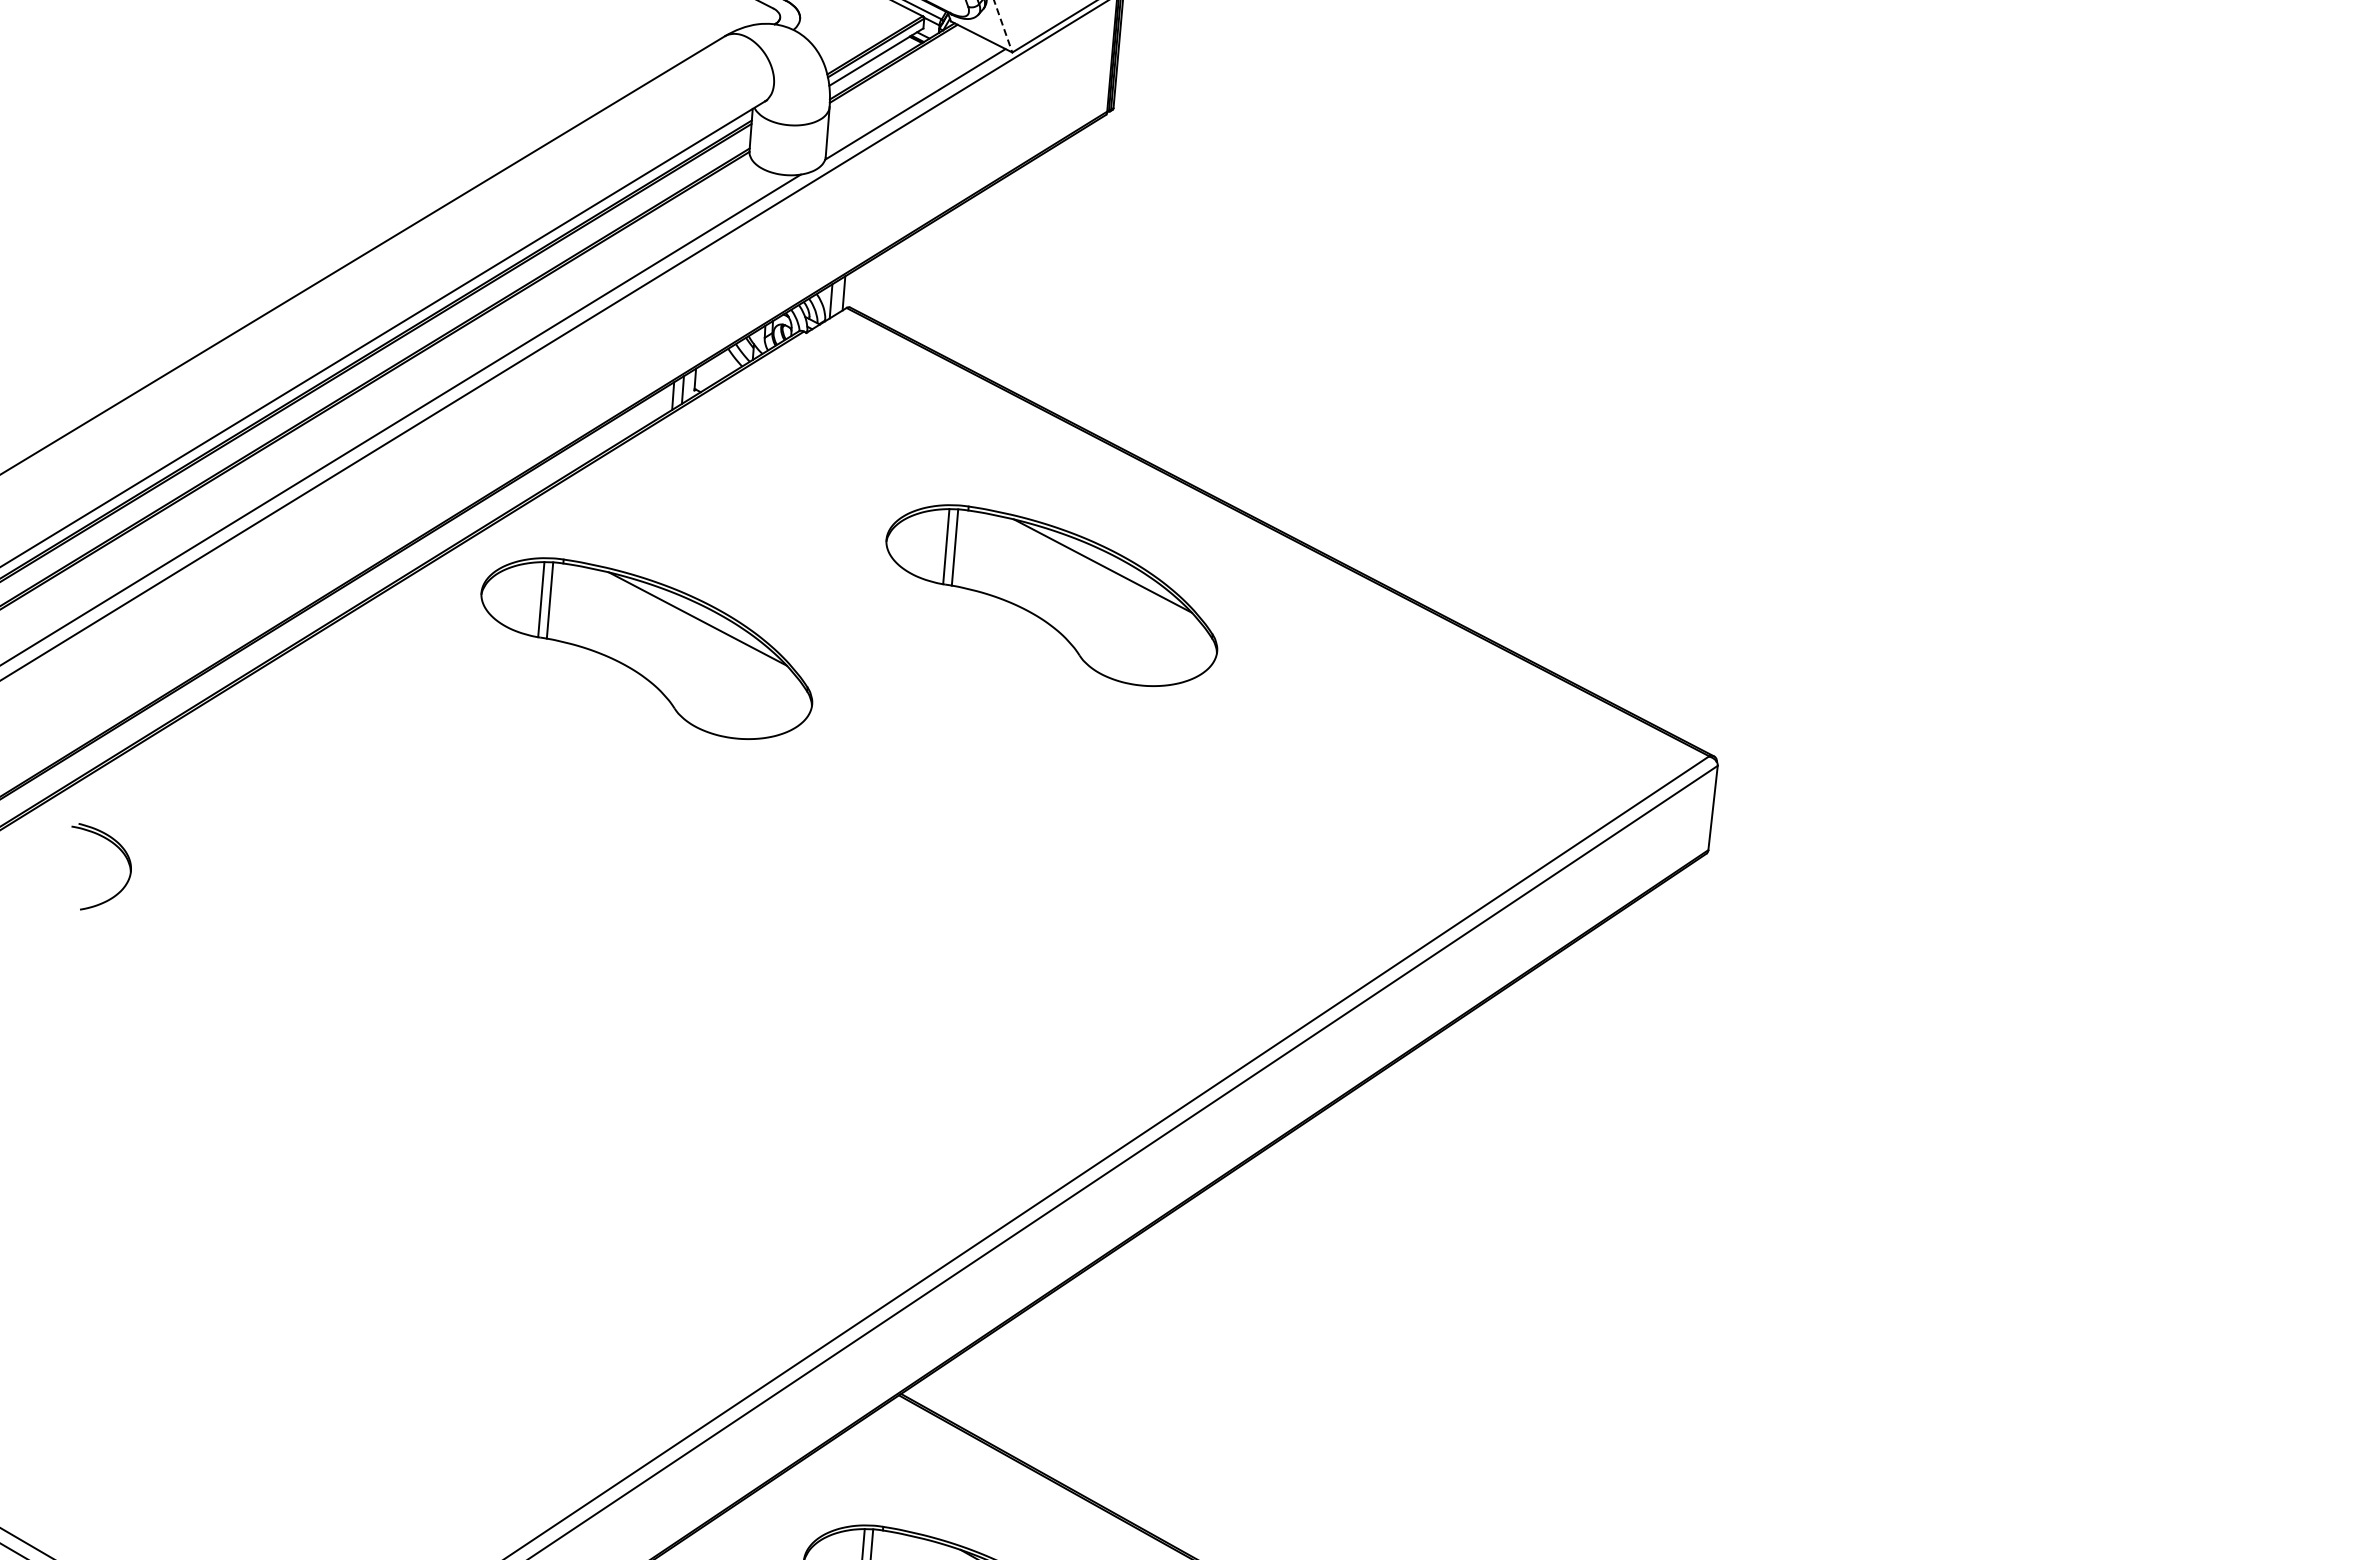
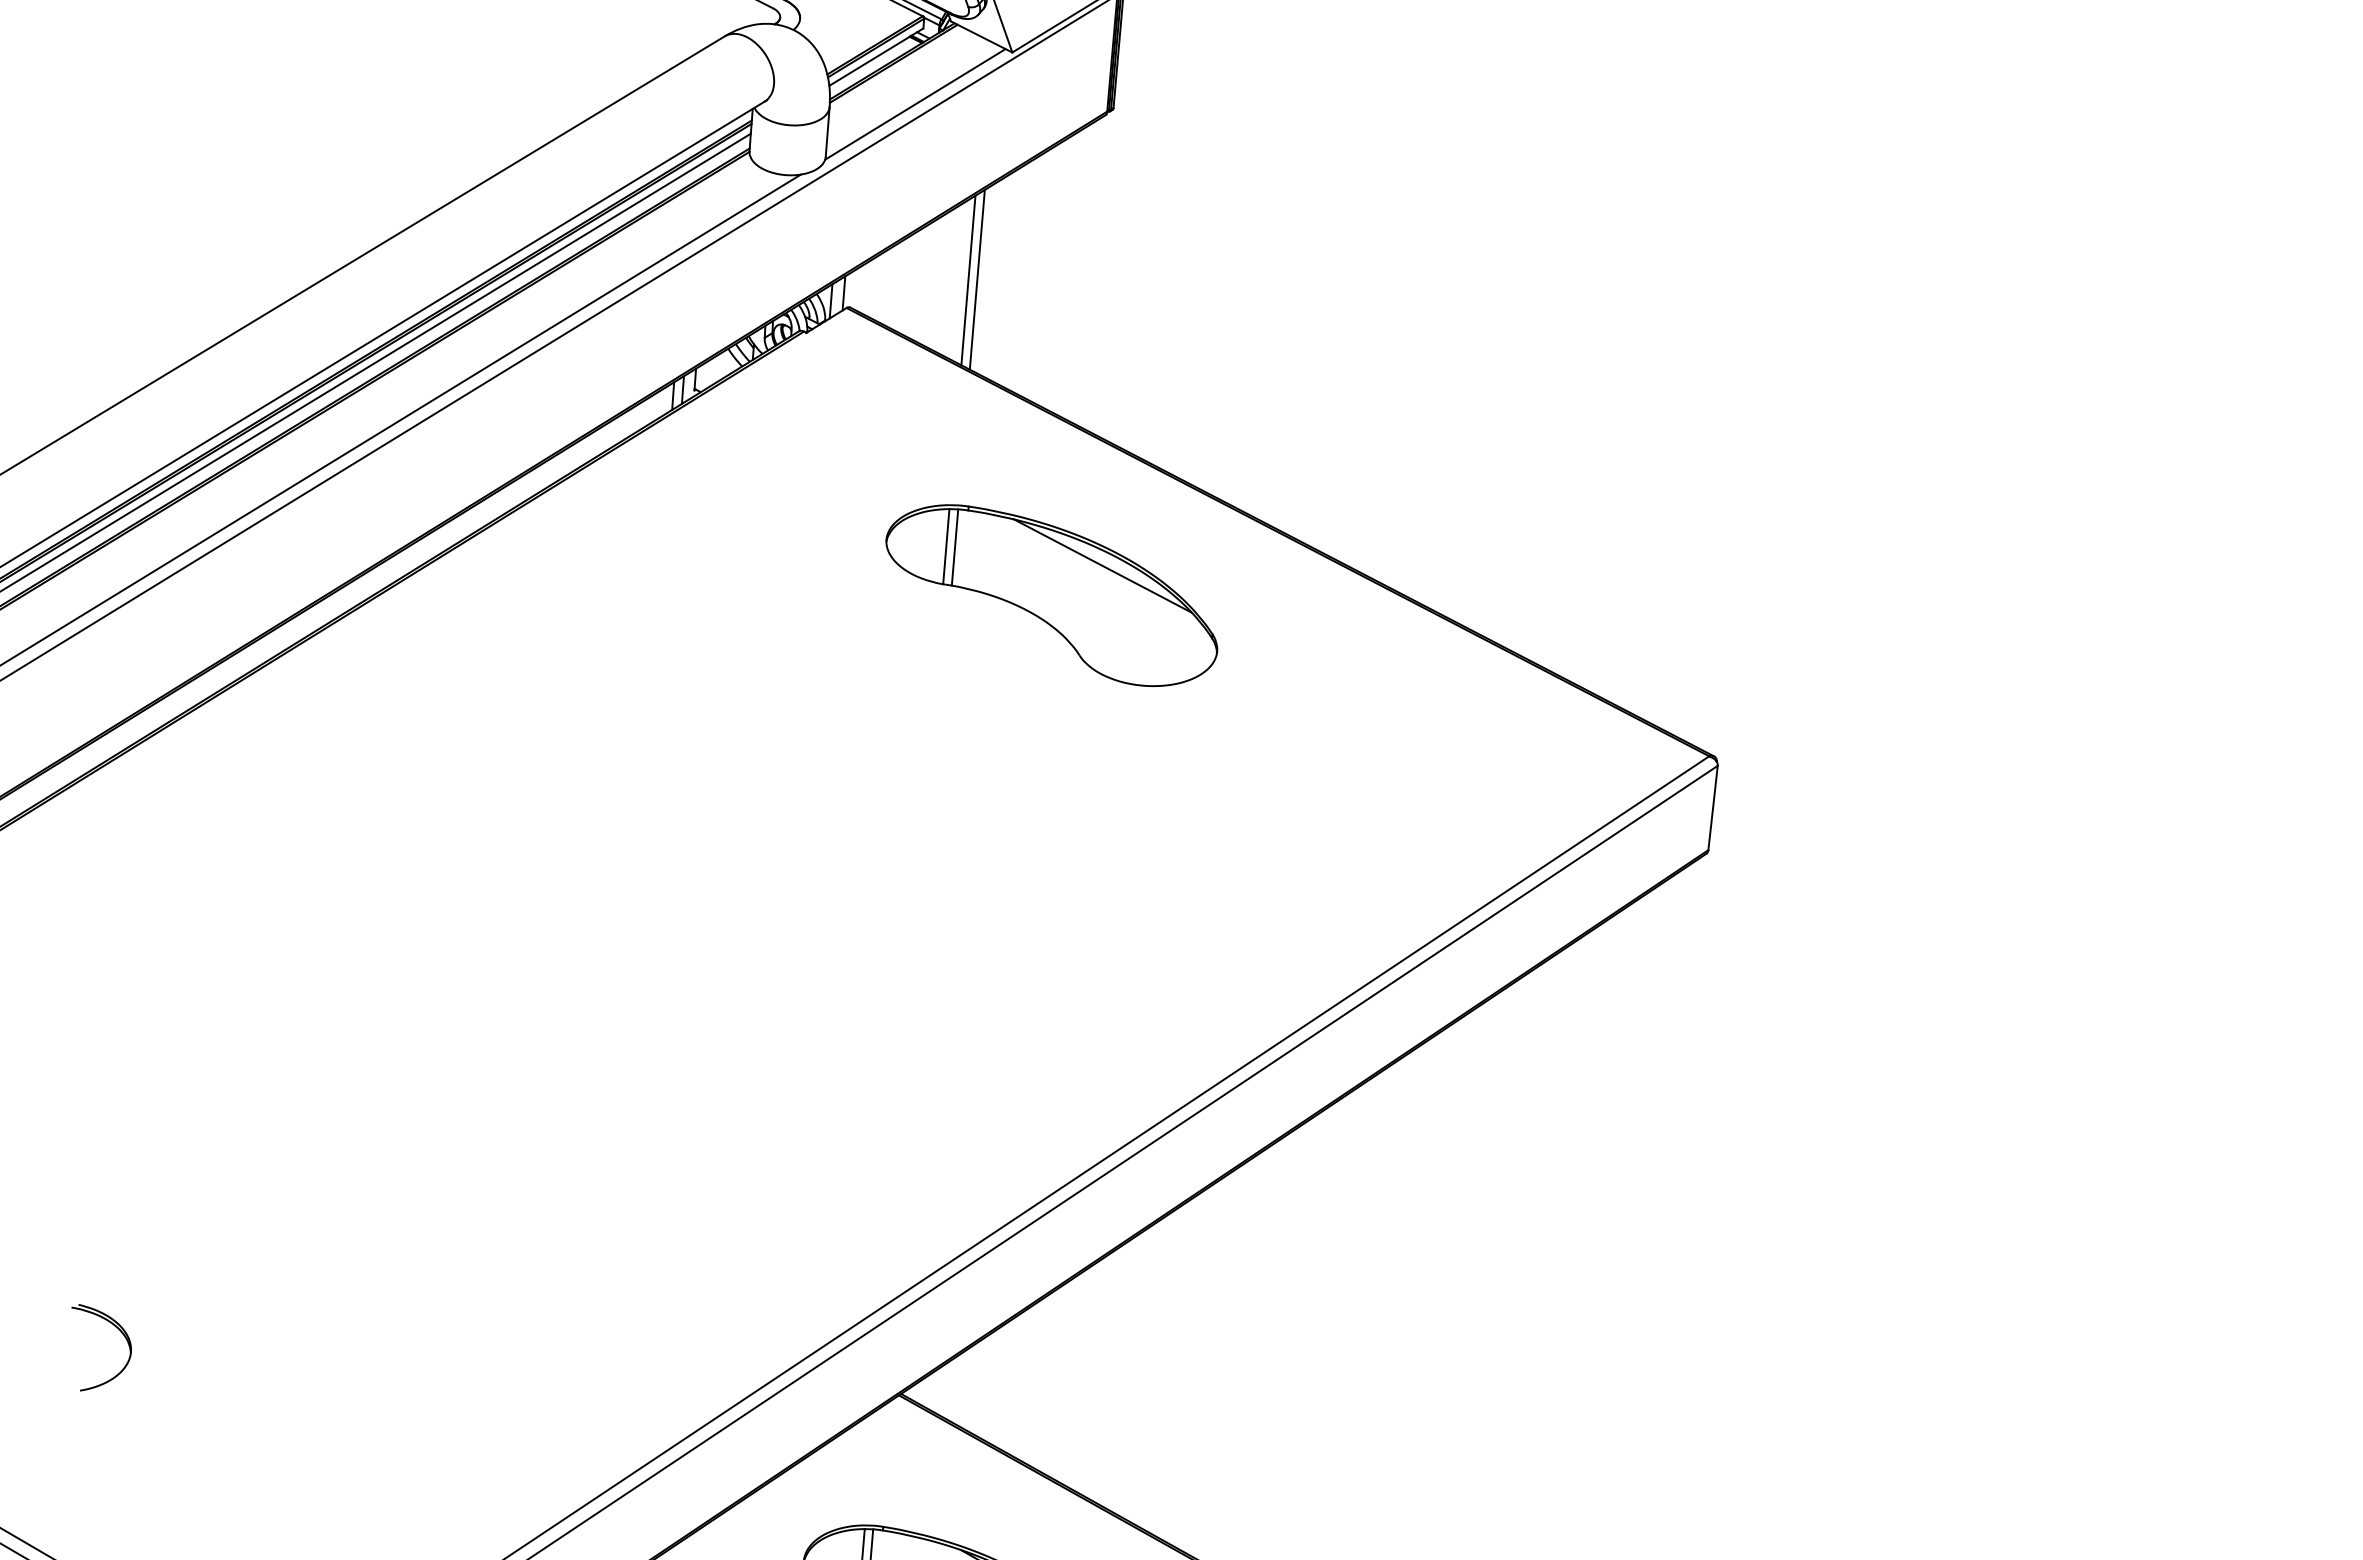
line: dashed -> solid (1003, 27)
line: none -> present (976, 279)
line: none -> present (968, 280)
line: none -> present (376, 361)
part: present -> none (646, 648)
part position: (116, 847) -> (116, 1328) (116, 1328)
